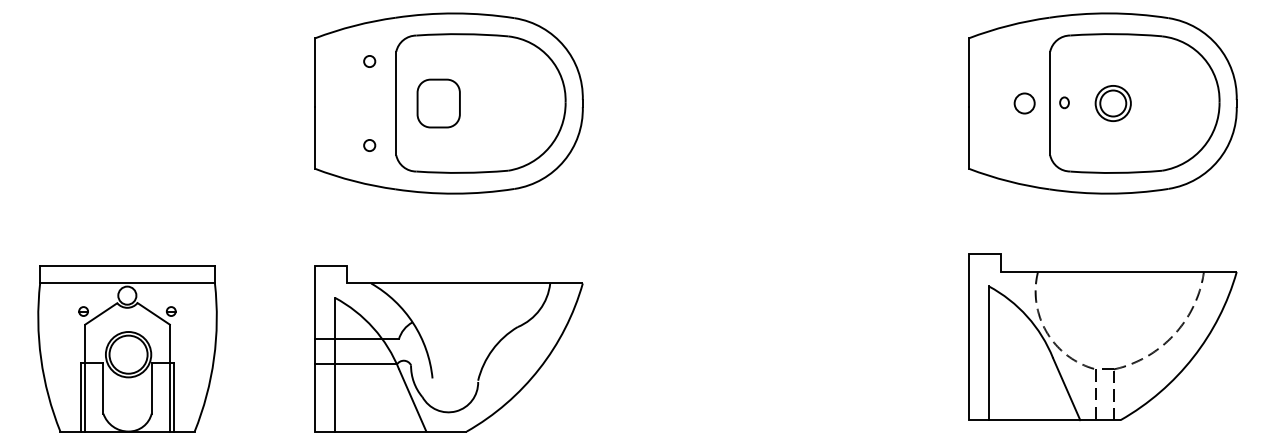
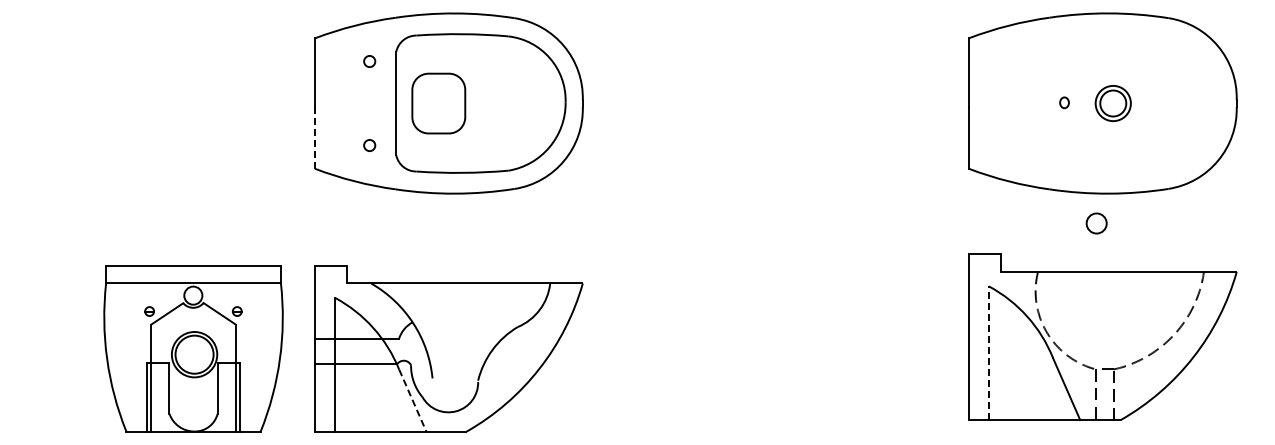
part size: 45x51 px -> 56x63 px (438, 103)
circle position: (1024, 103) -> (1096, 223) (1096, 223)
part: present -> none (1134, 103)
line: solid -> dashed (314, 137)
part position: (127, 348) -> (193, 348) (193, 348)
line: solid -> dashed (988, 353)
line: solid -> dashed (412, 400)
